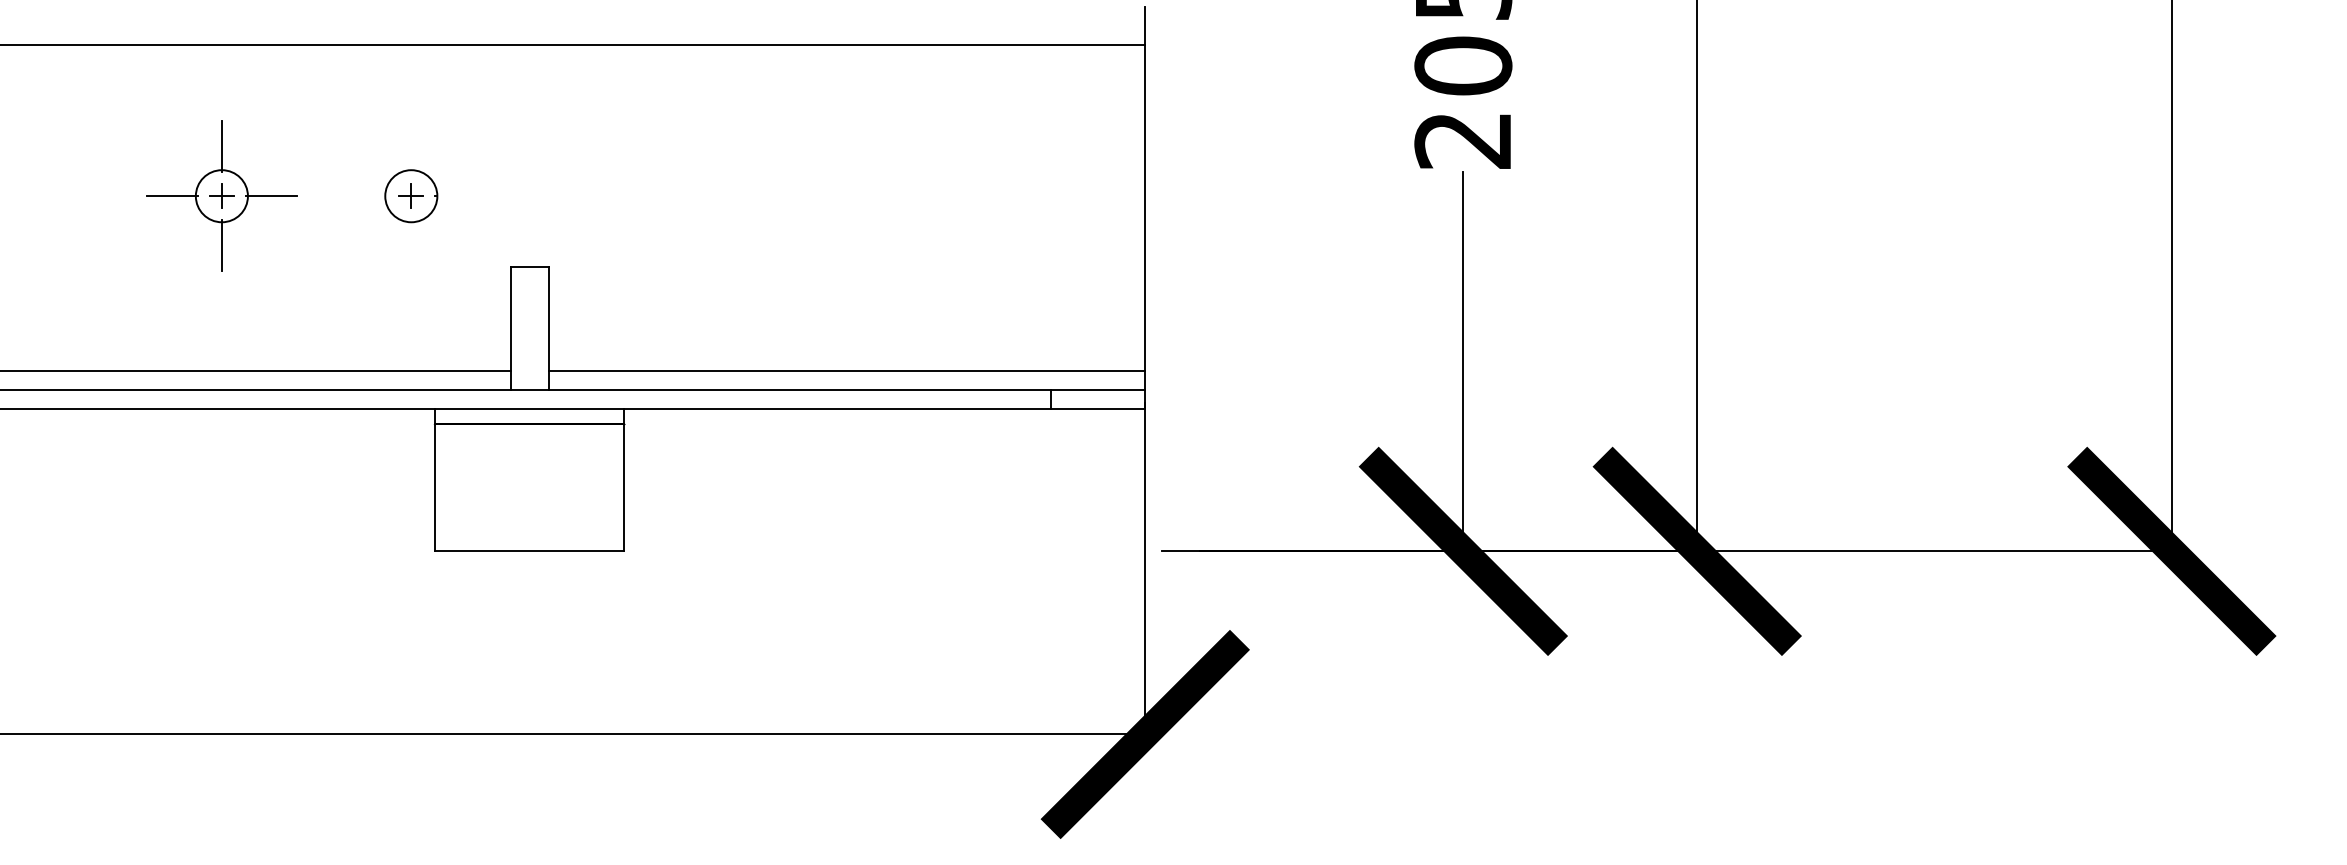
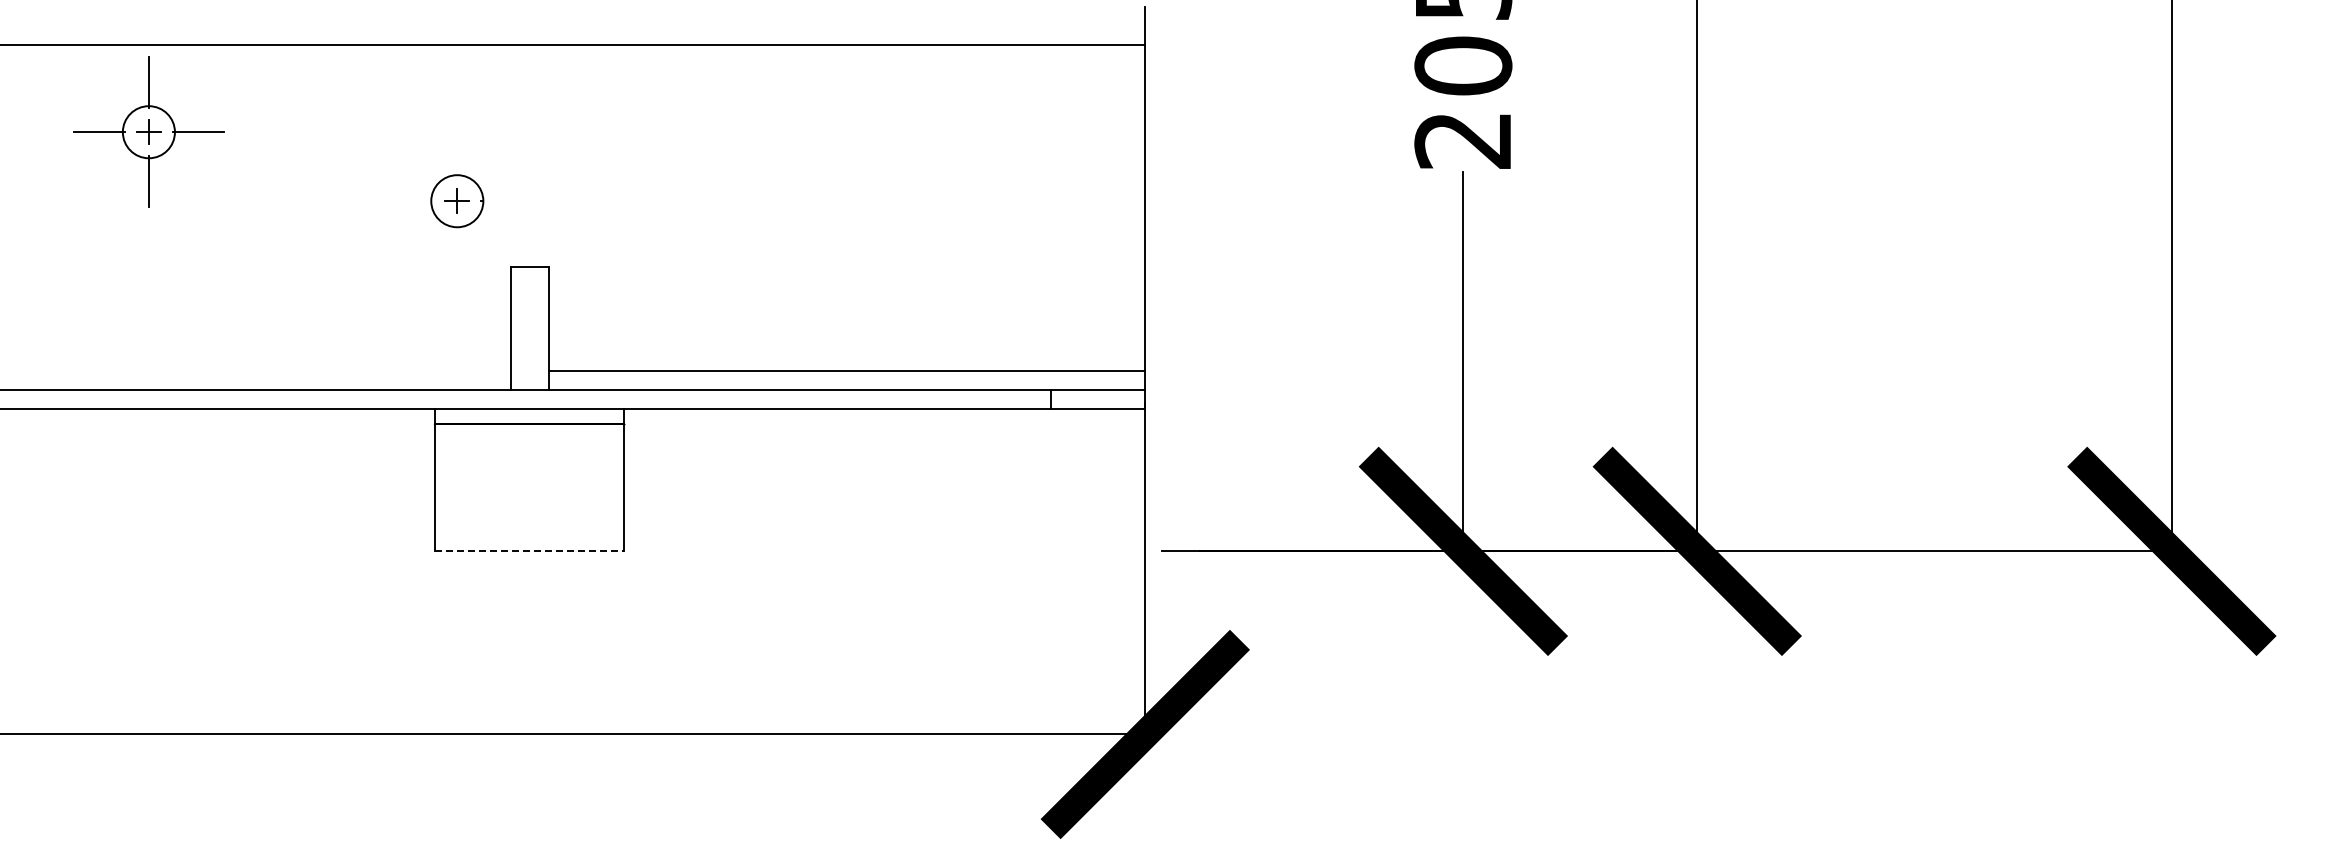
part position: (221, 195) -> (148, 131) (148, 131)
part position: (411, 196) -> (457, 201) (457, 201)
line: present -> none (256, 371)
line: solid -> dashed (529, 551)
